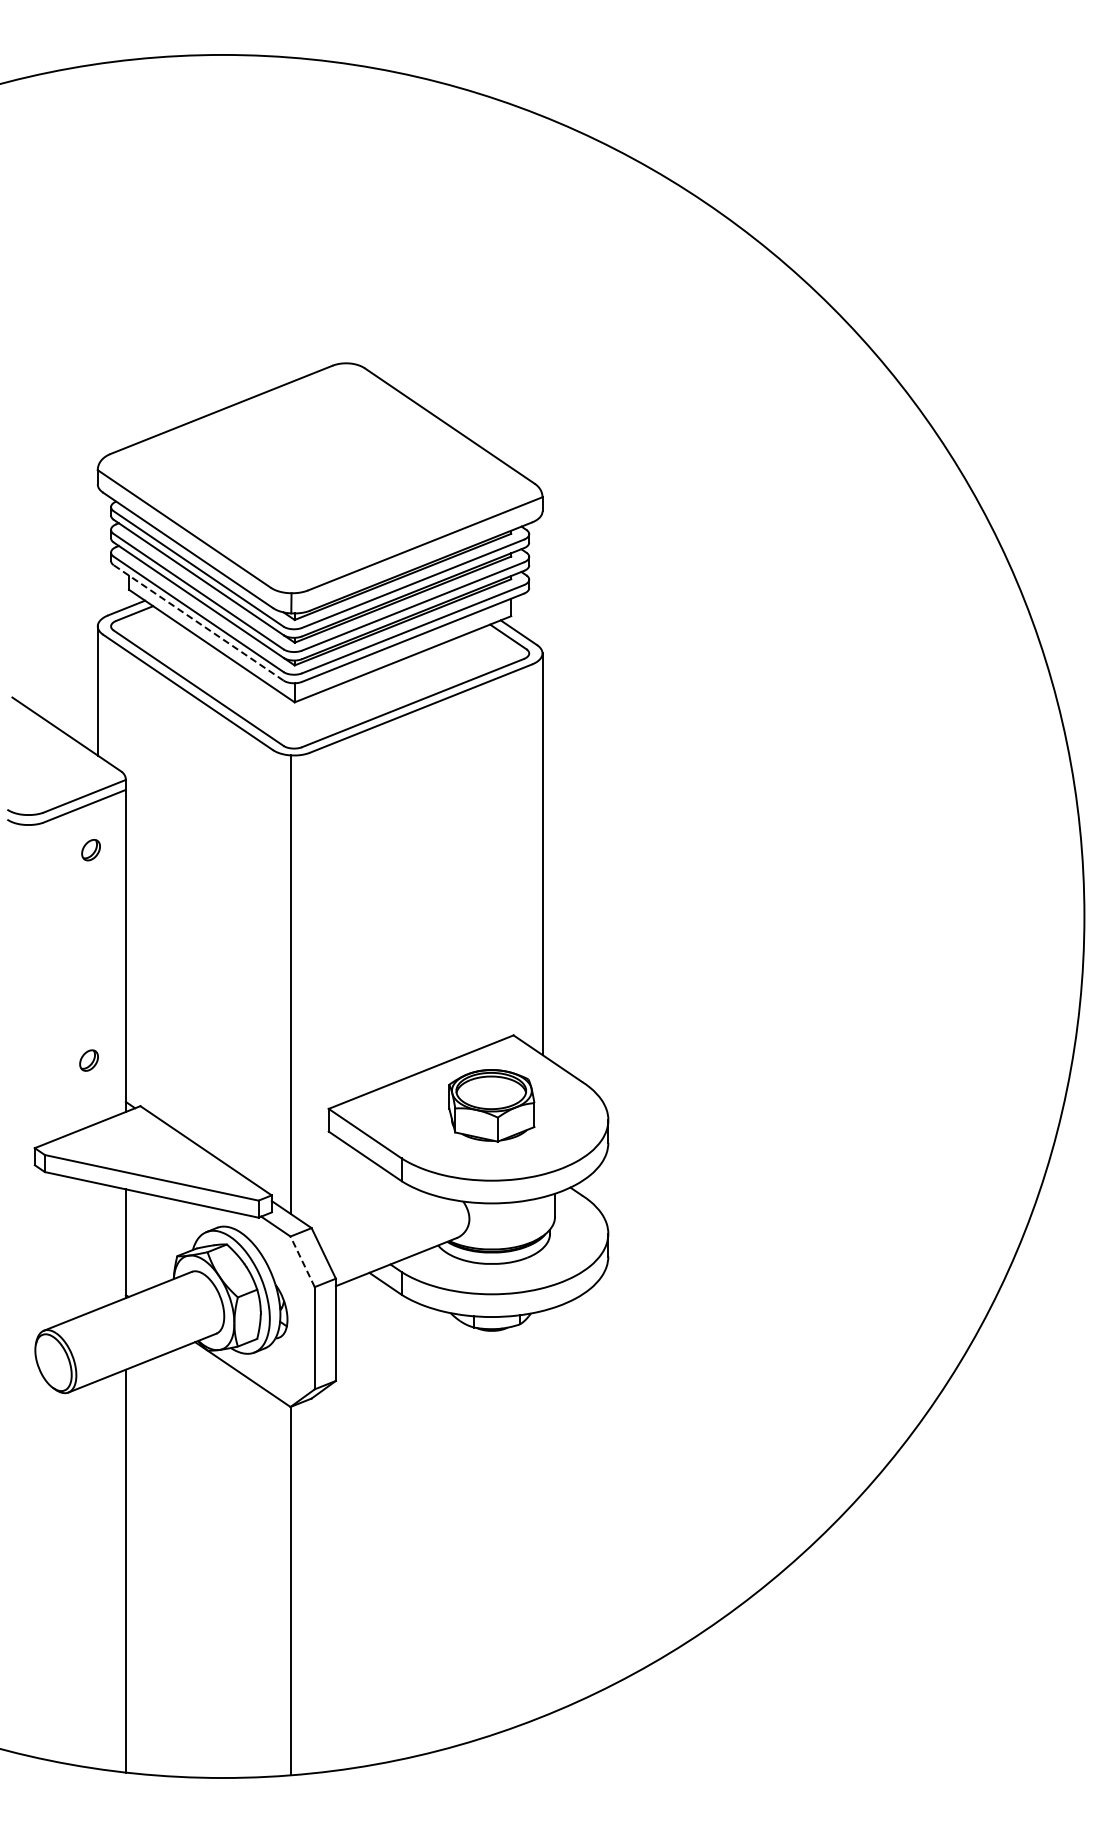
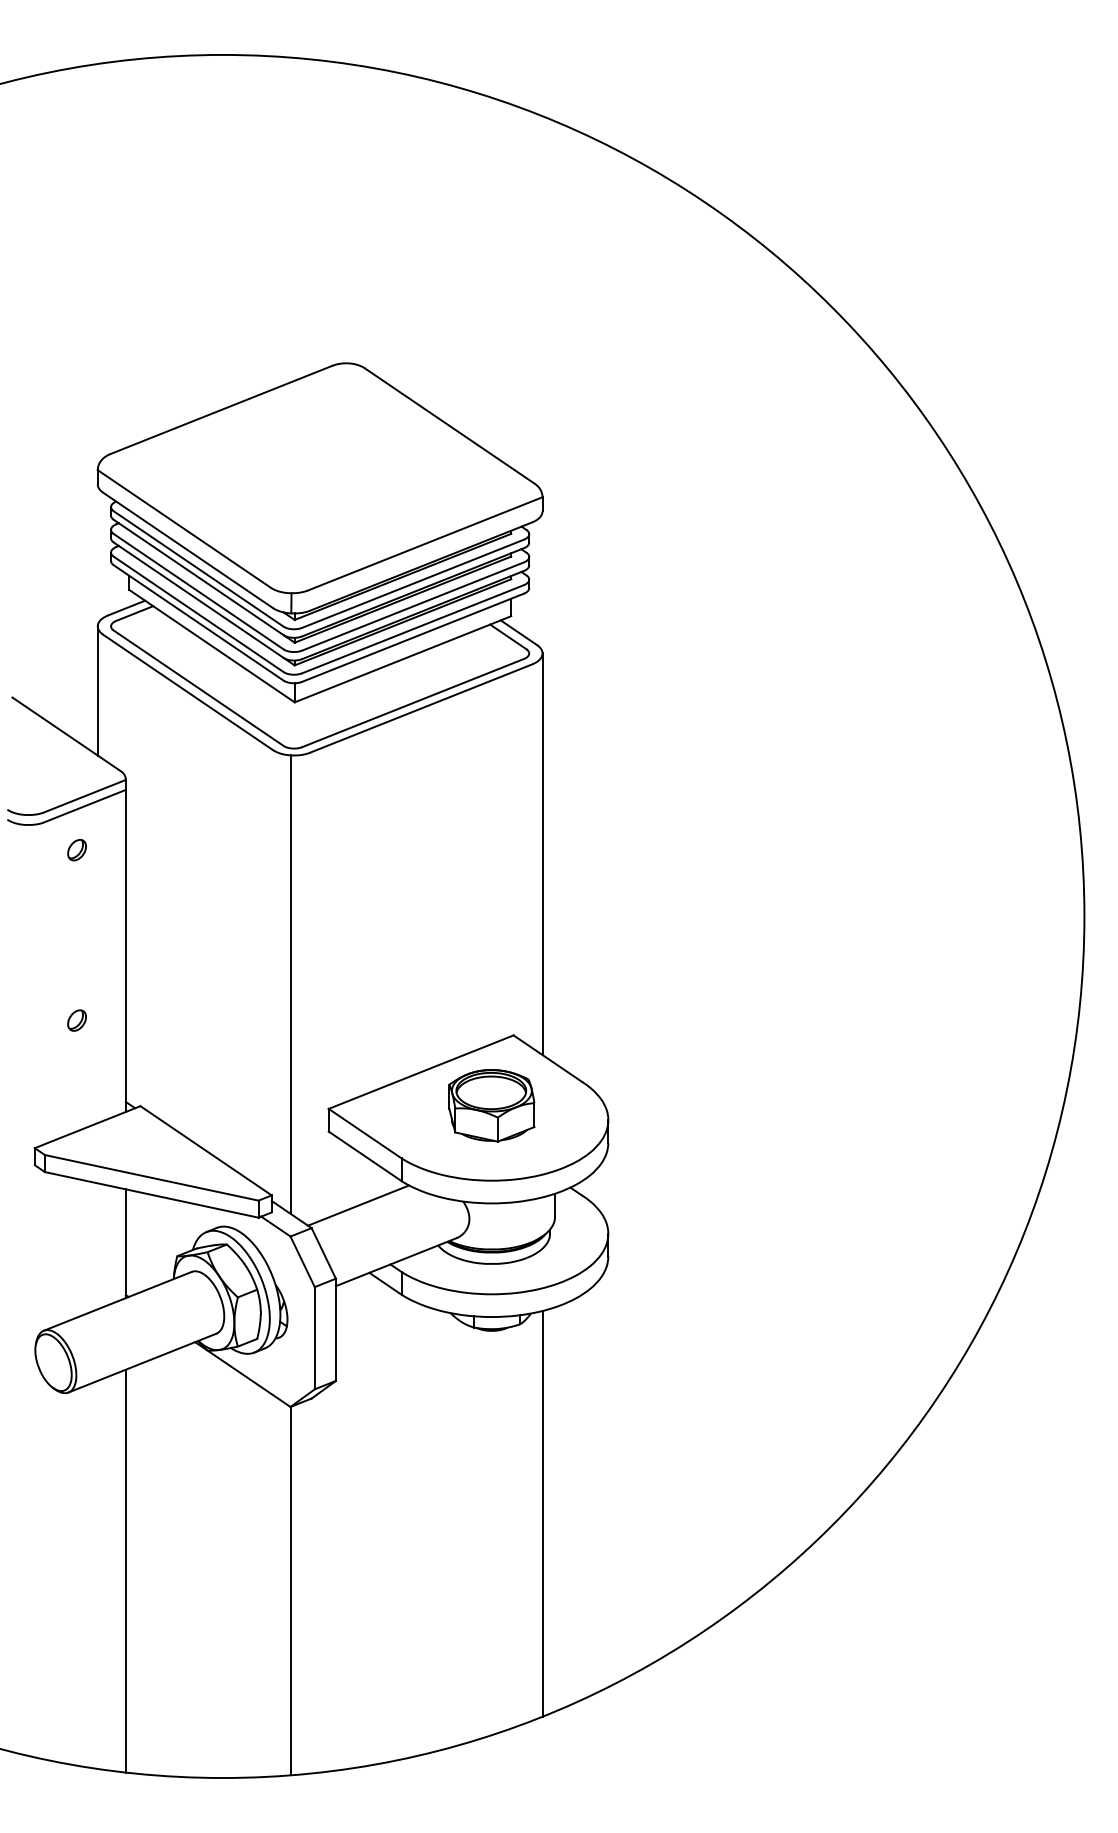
line: dashed -> solid (198, 622)
part position: (90, 850) -> (76, 850) (76, 850)
part position: (88, 1060) -> (76, 1020) (76, 1020)
line: none -> present (358, 1205)
line: dashed -> solid (302, 1261)
line: none -> present (542, 1513)
